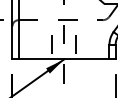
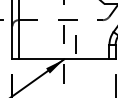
line: present -> none (51, 46)
